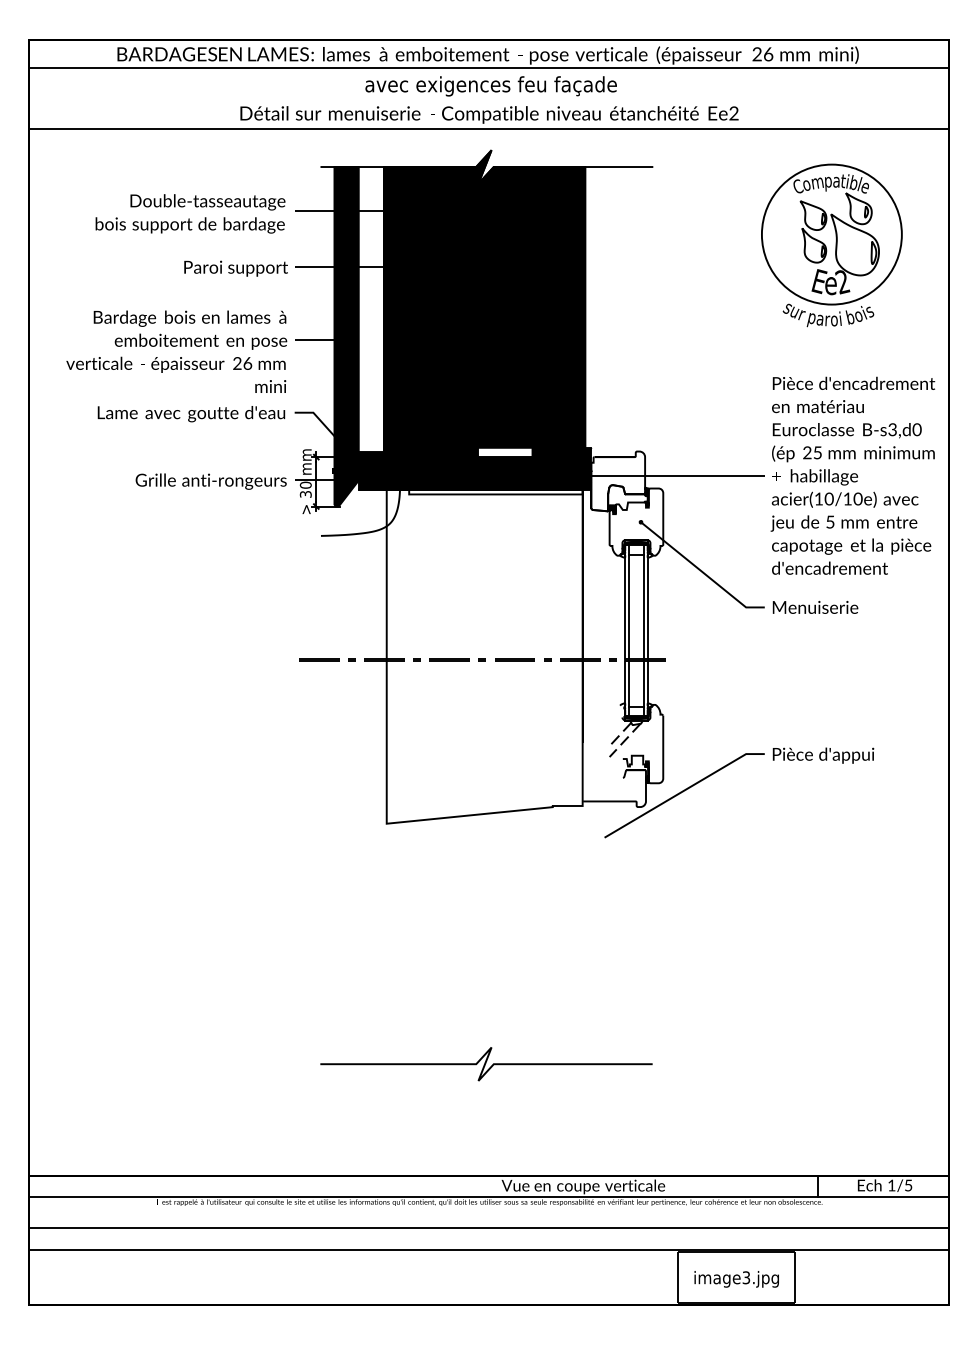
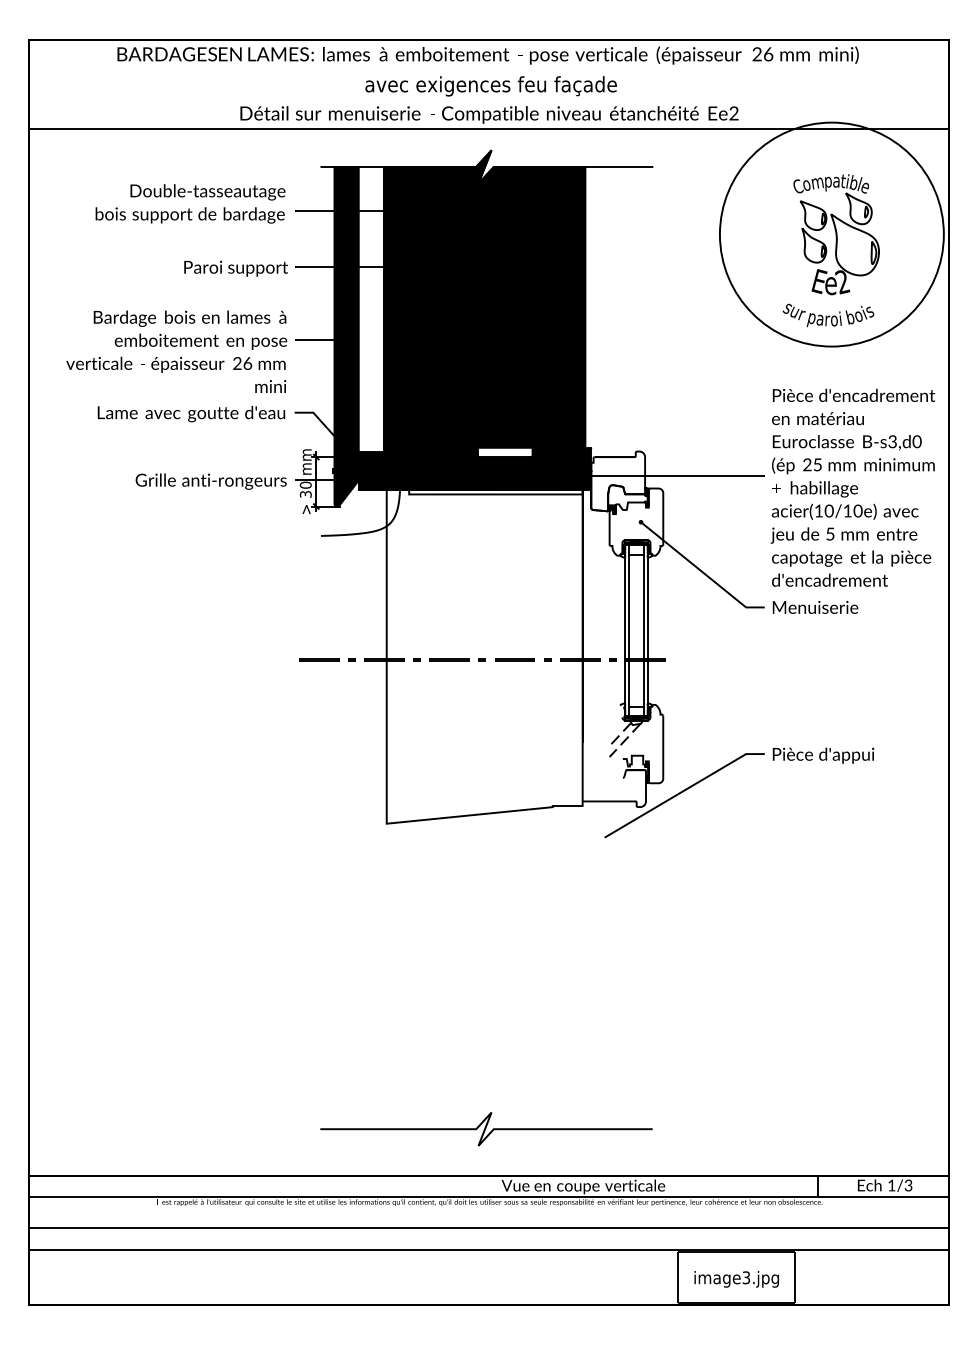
line: present -> none (488, 68)
text position: (190, 213) -> (190, 203) (190, 203)
circle diameter: 140 px -> 224 px (831, 234)
text position: (852, 475) -> (852, 487) (852, 487)
curve position: (486, 1063) -> (486, 1128) (486, 1128)
text: 1/5 -> 1/3 (908, 1185)
